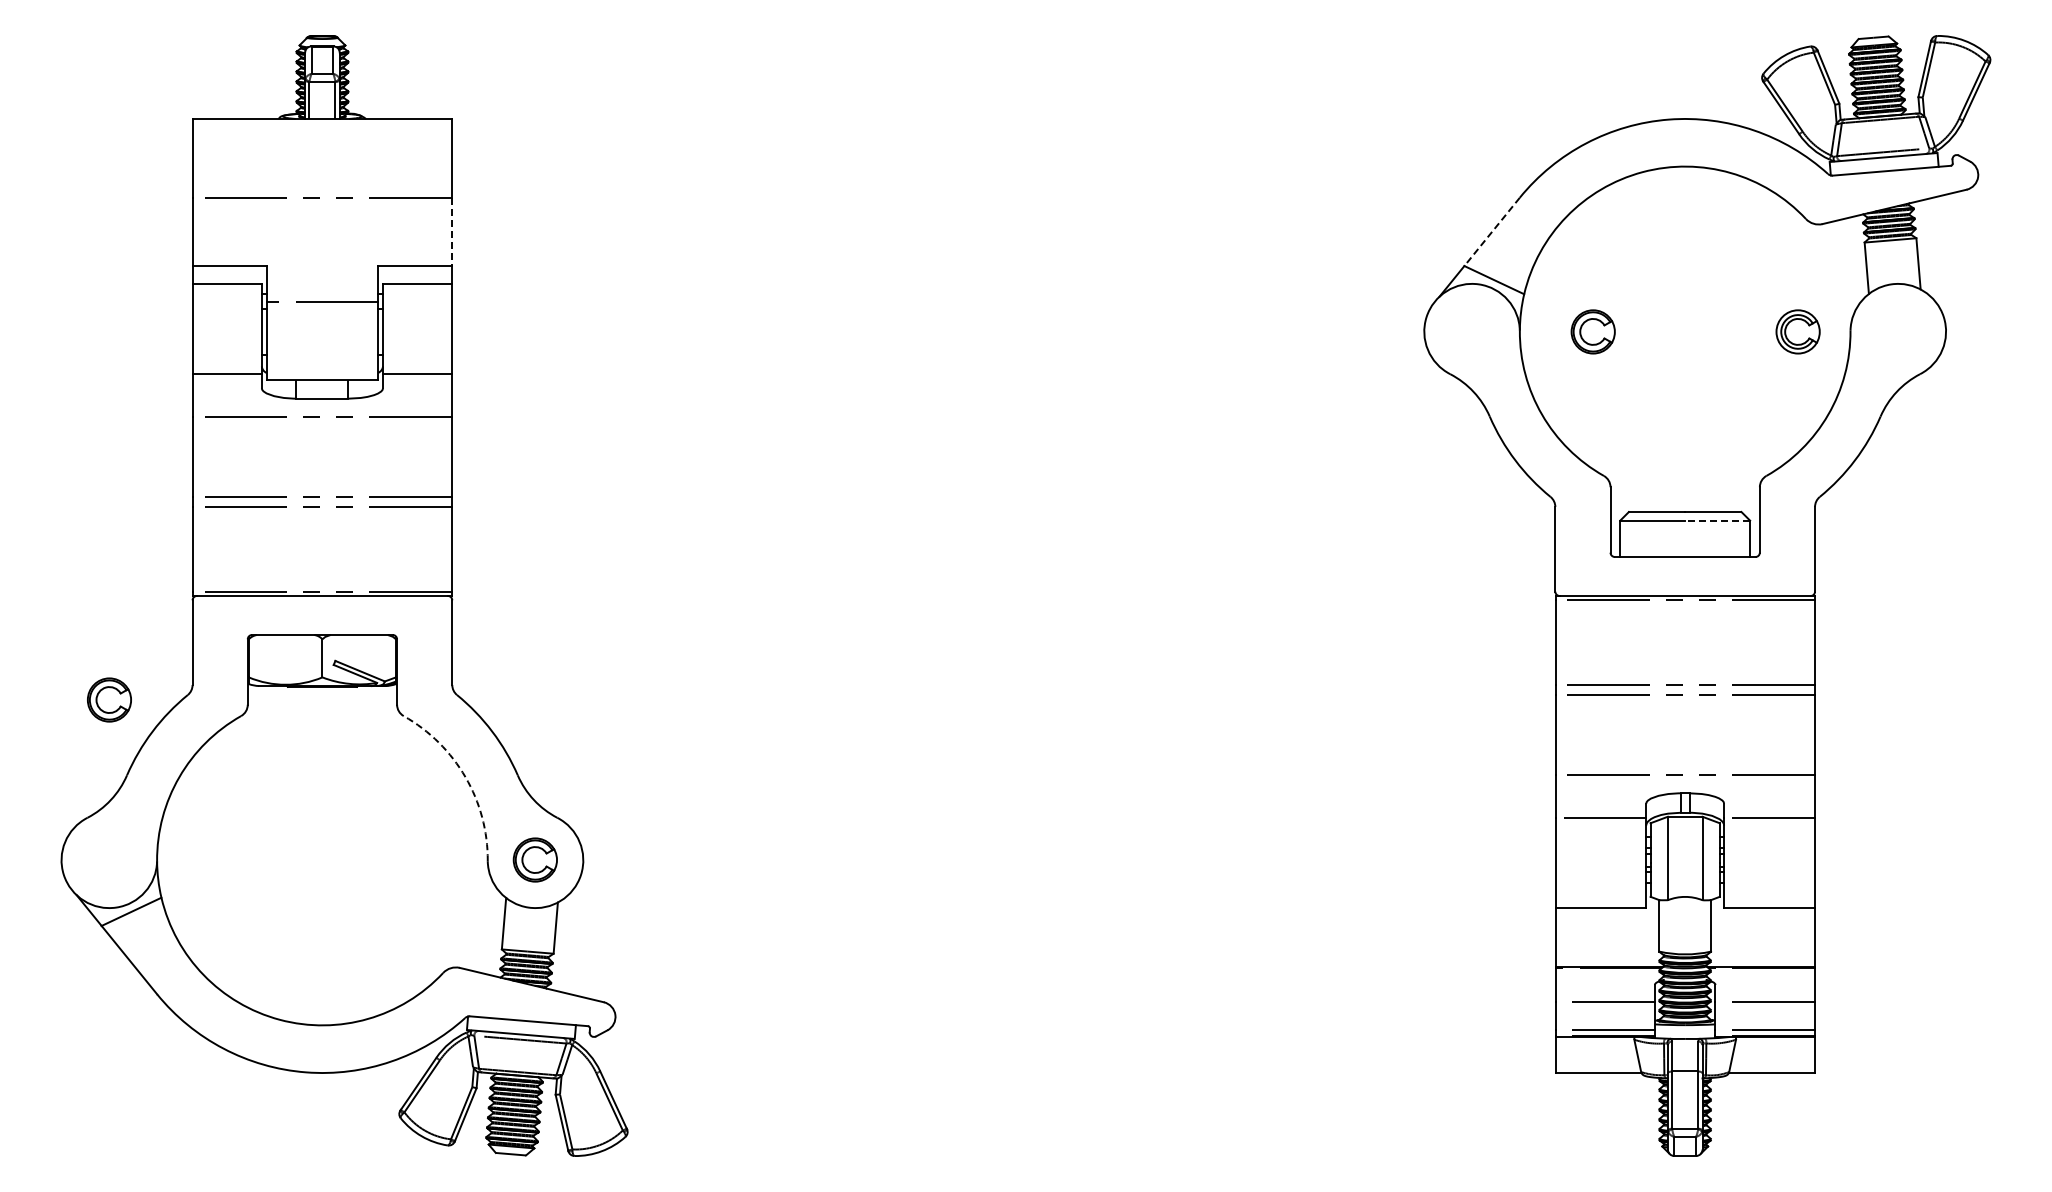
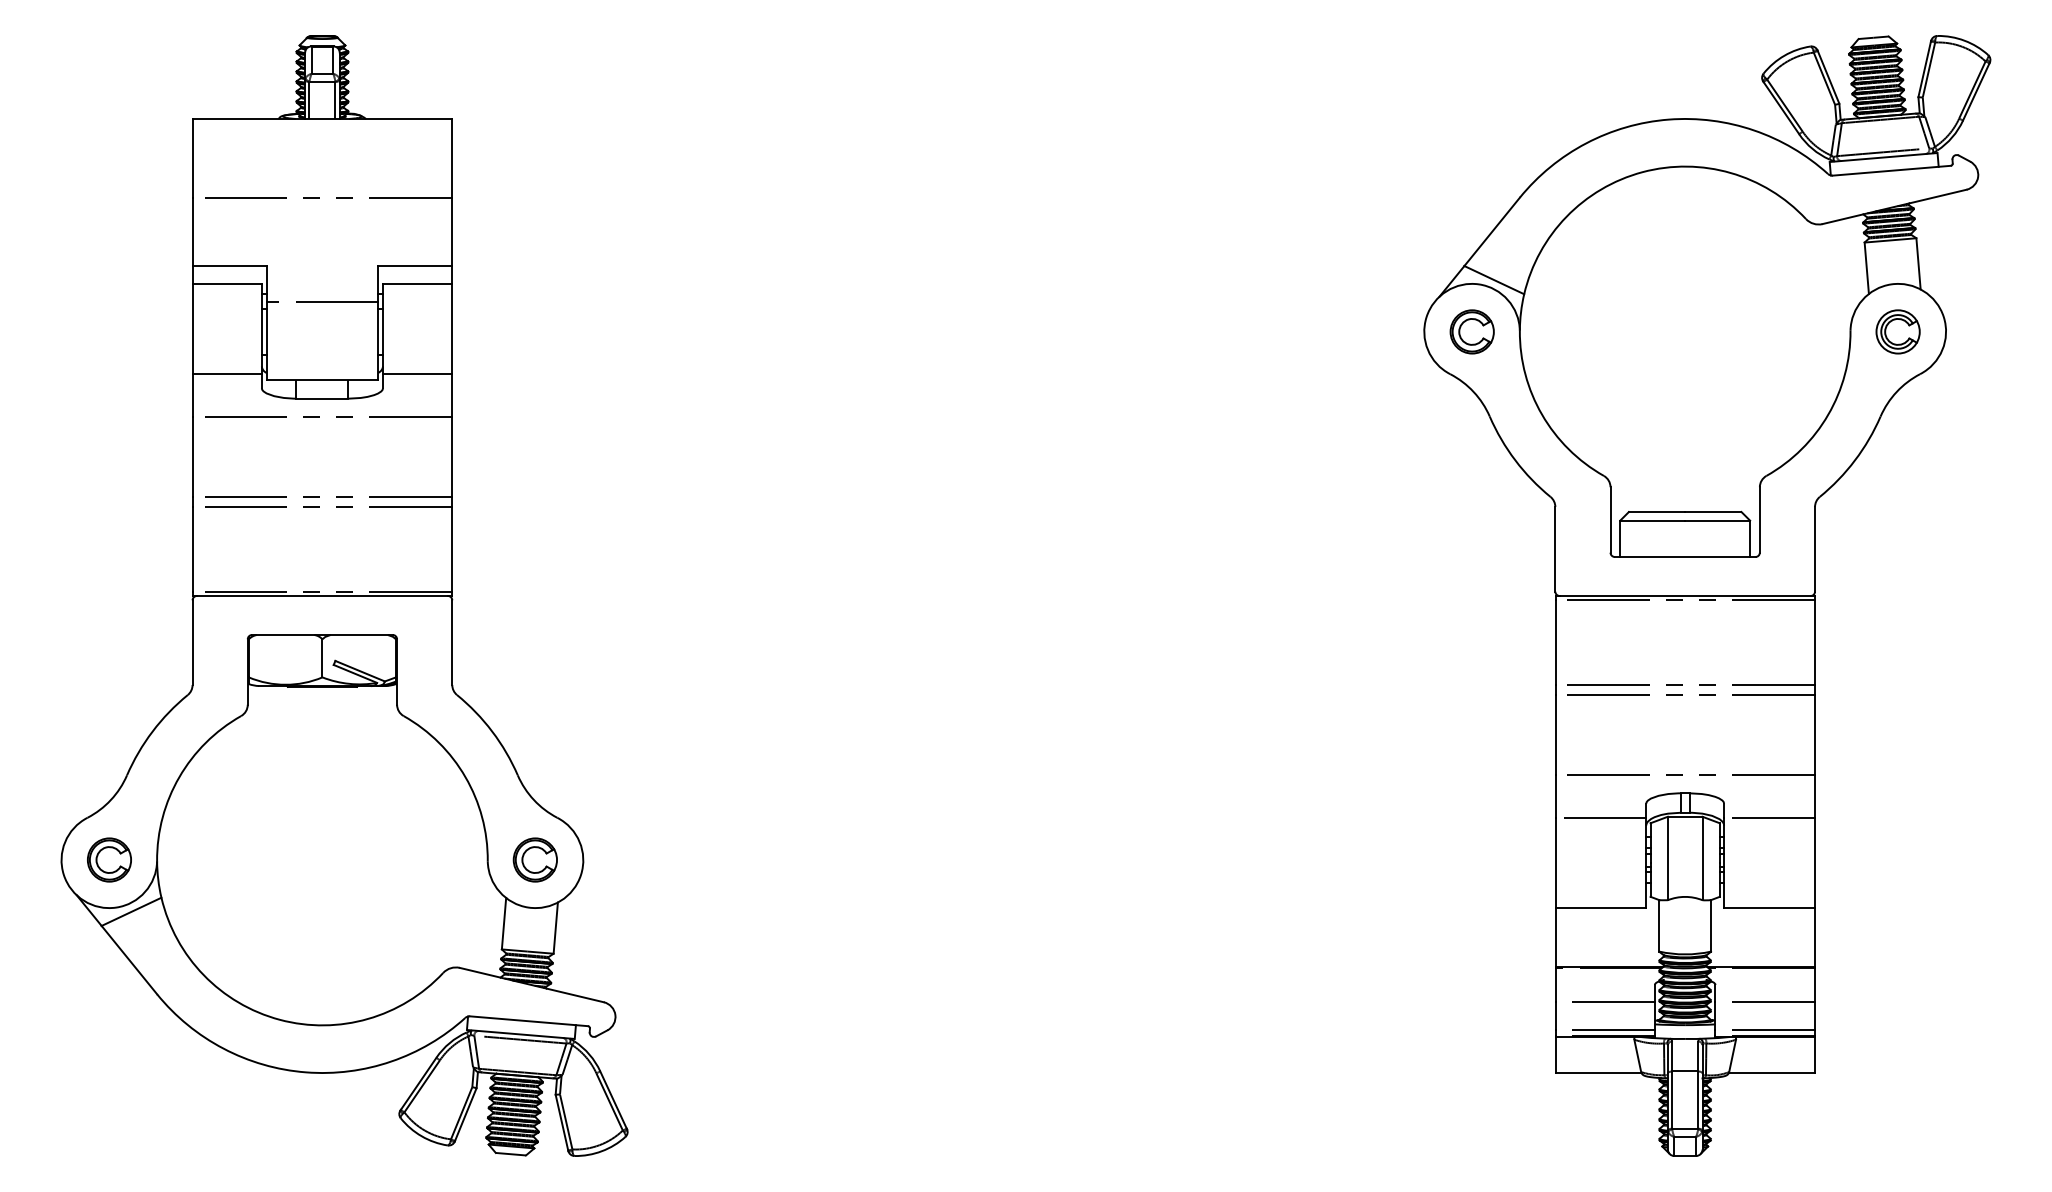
line: dashed -> solid (1492, 231)
line: dashed -> solid (451, 232)
part position: (1592, 331) -> (1471, 331) (1471, 331)
part position: (1797, 331) -> (1897, 331) (1897, 331)
line: dashed -> solid (1717, 520)
part position: (109, 699) -> (109, 859) (109, 859)
arc: dashed -> solid (465, 777)
